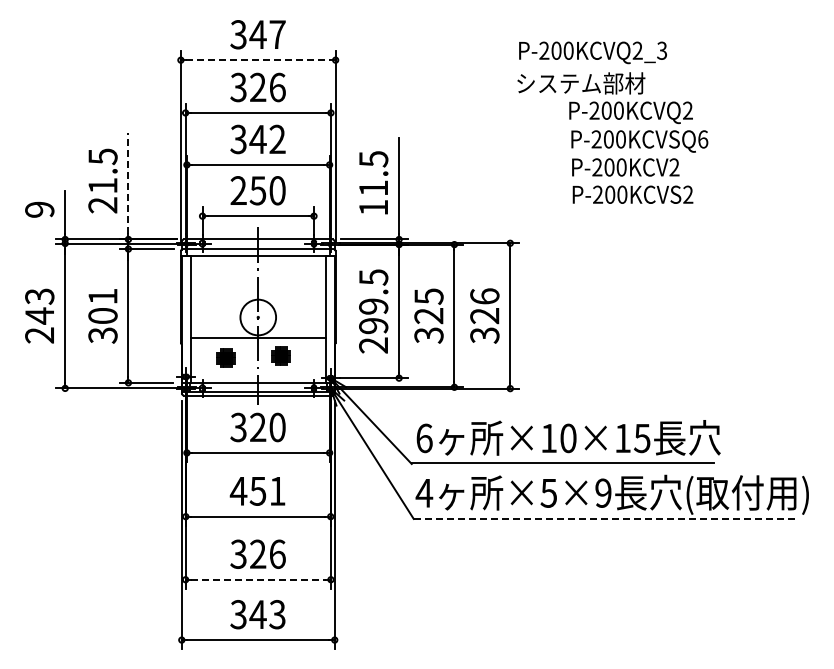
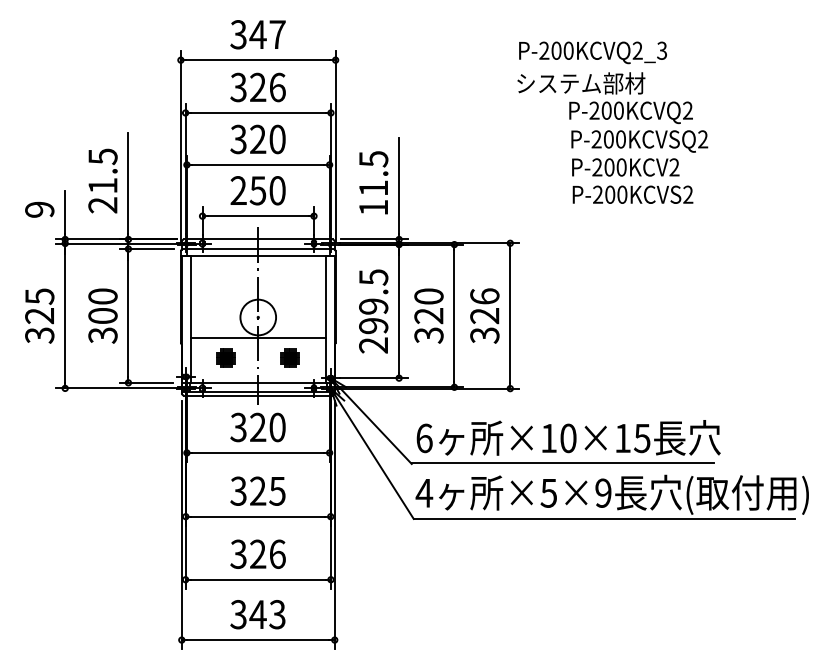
line: dashed -> solid (258, 60)
text: 342 -> 320 (267, 139)
text: P-200KCVSQ6 -> P-200KCVSQ2 (703, 139)
line: dashed -> solid (128, 183)
text: 301 -> 300 (102, 296)
text: 325 -> 320 (428, 296)
text: 243 -> 325 (39, 315)
part position: (280, 355) -> (289, 357) (289, 357)
text: 451 -> 325 (257, 490)
line: dashed -> solid (604, 518)
line: dashed -> solid (258, 579)
